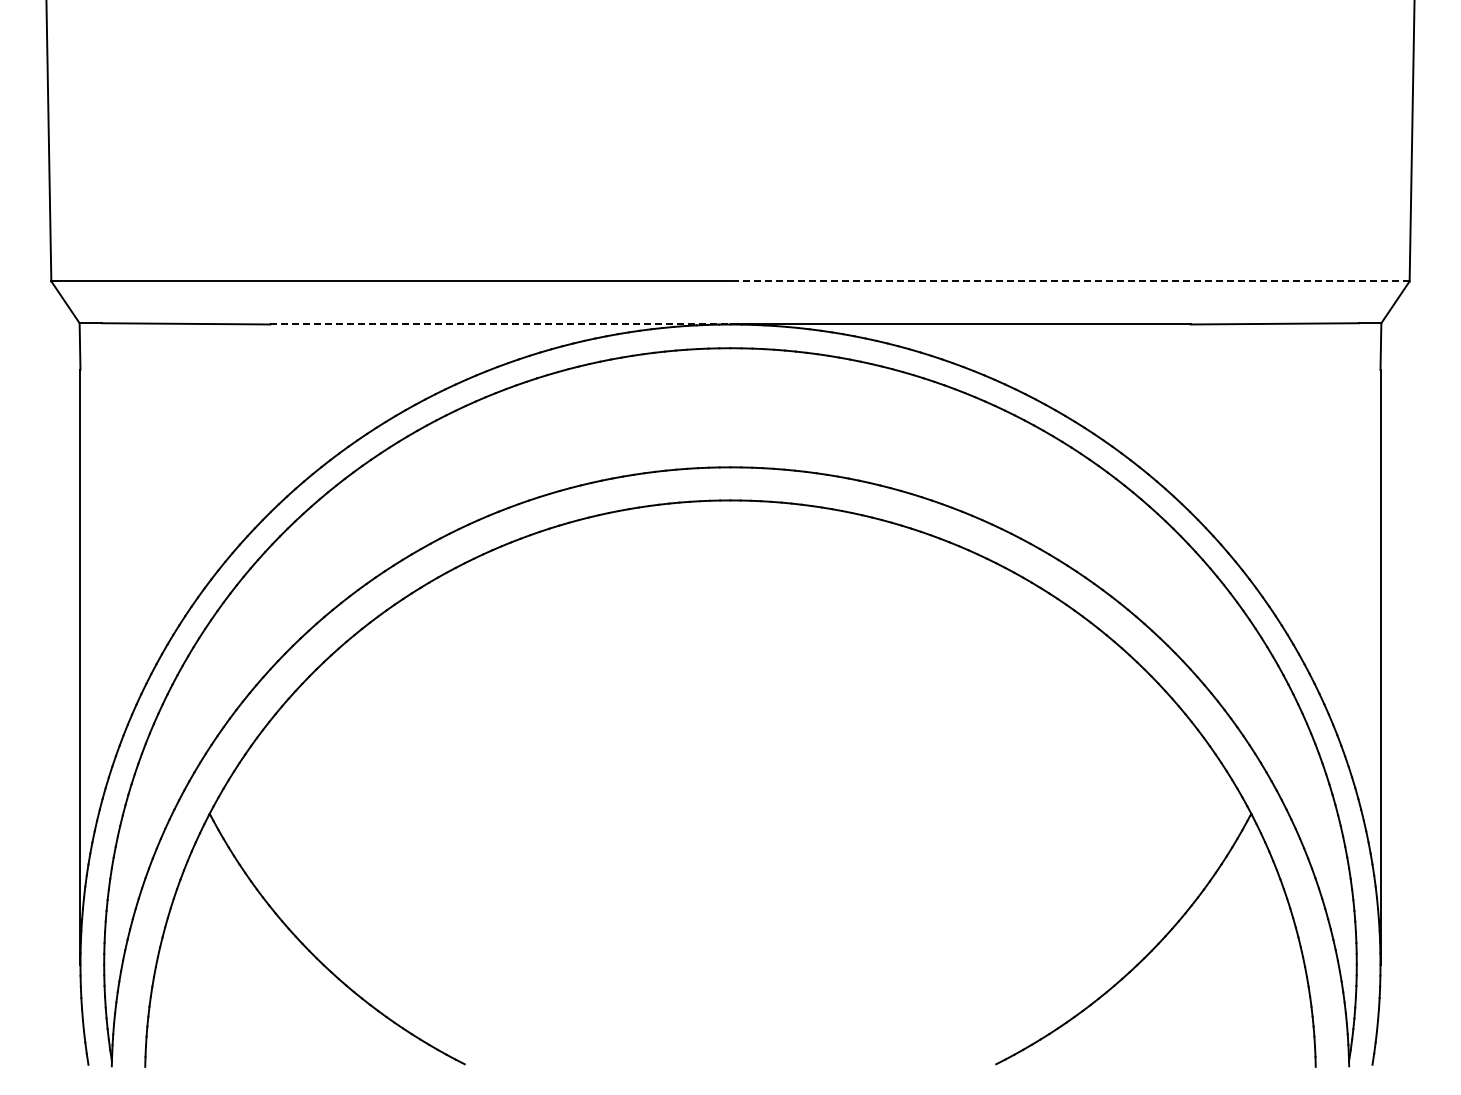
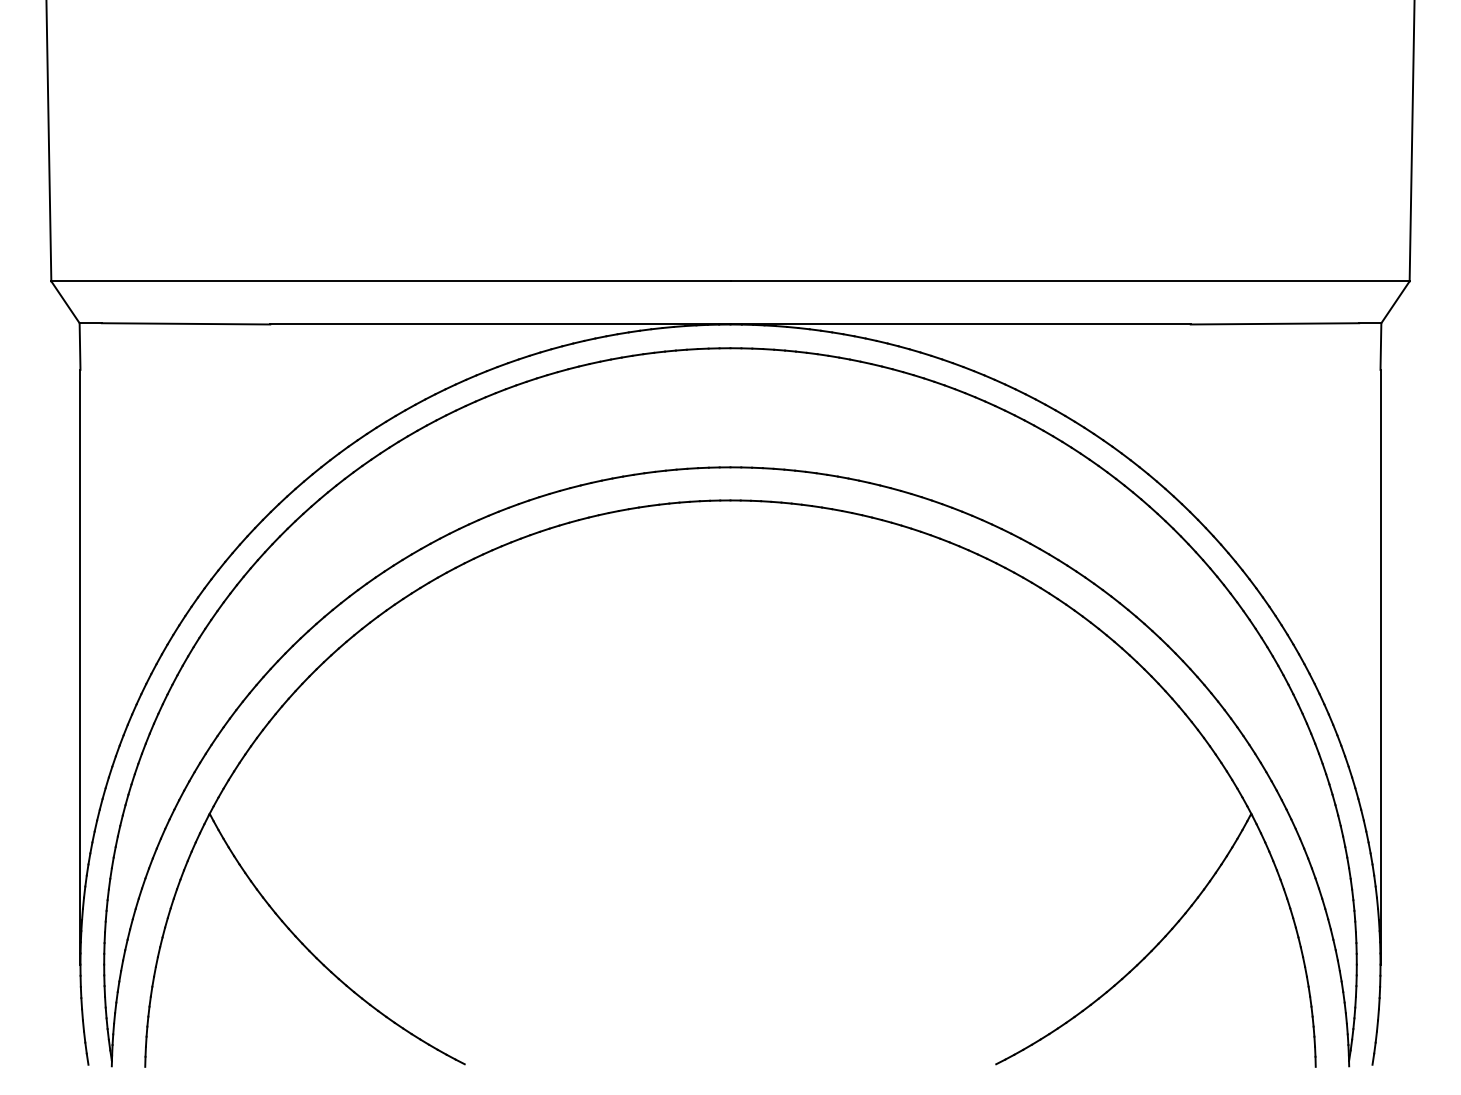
line: dashed -> solid (1070, 281)
line: dashed -> solid (500, 324)
